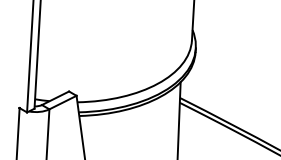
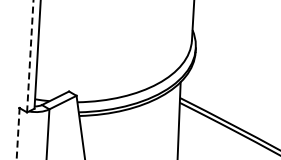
line: solid -> dashed (30, 56)
line: solid -> dashed (18, 134)
